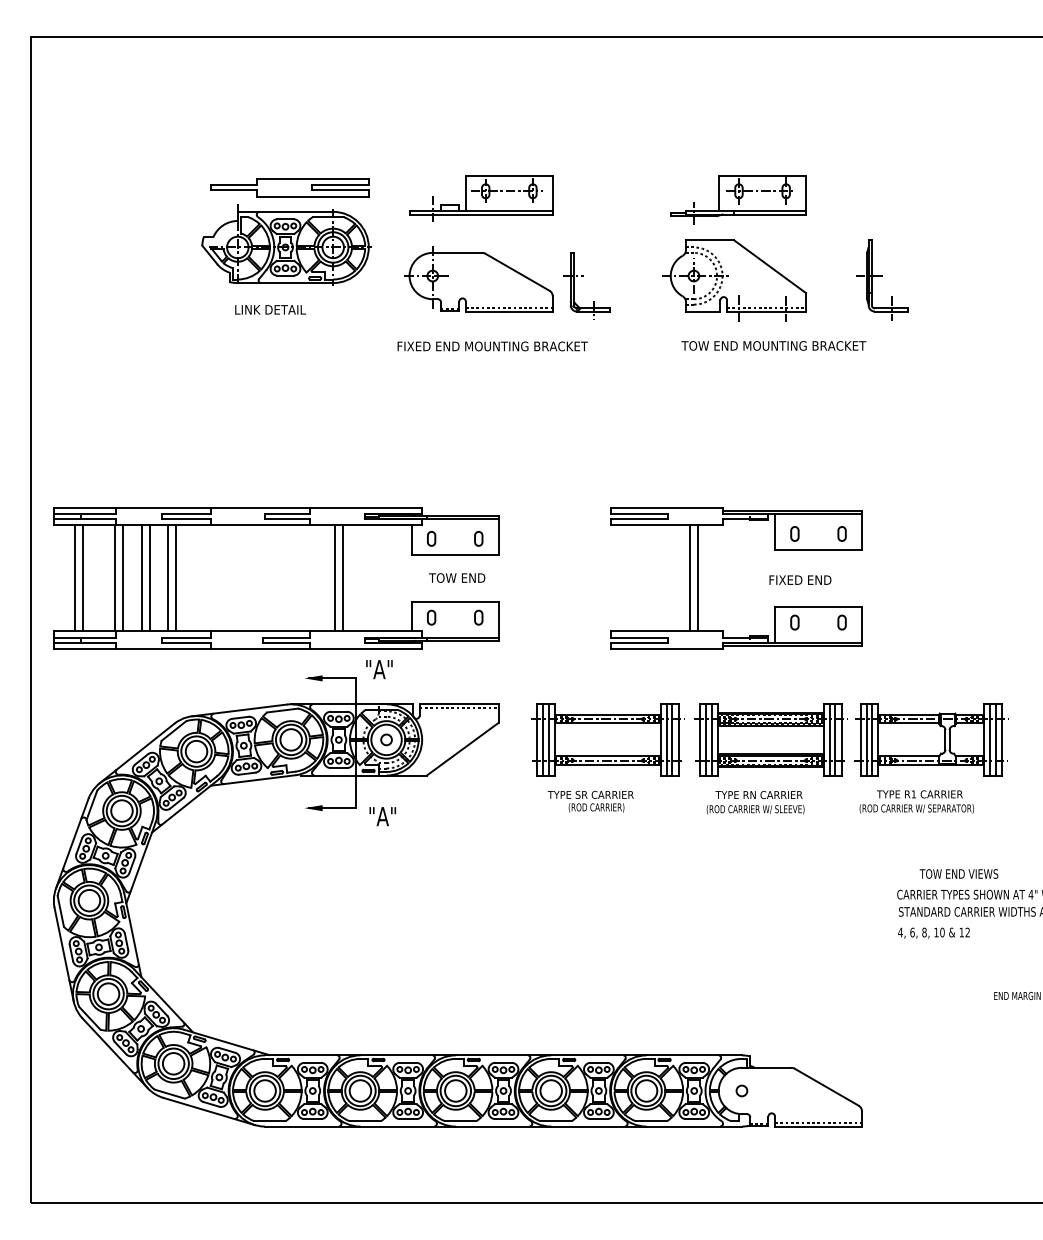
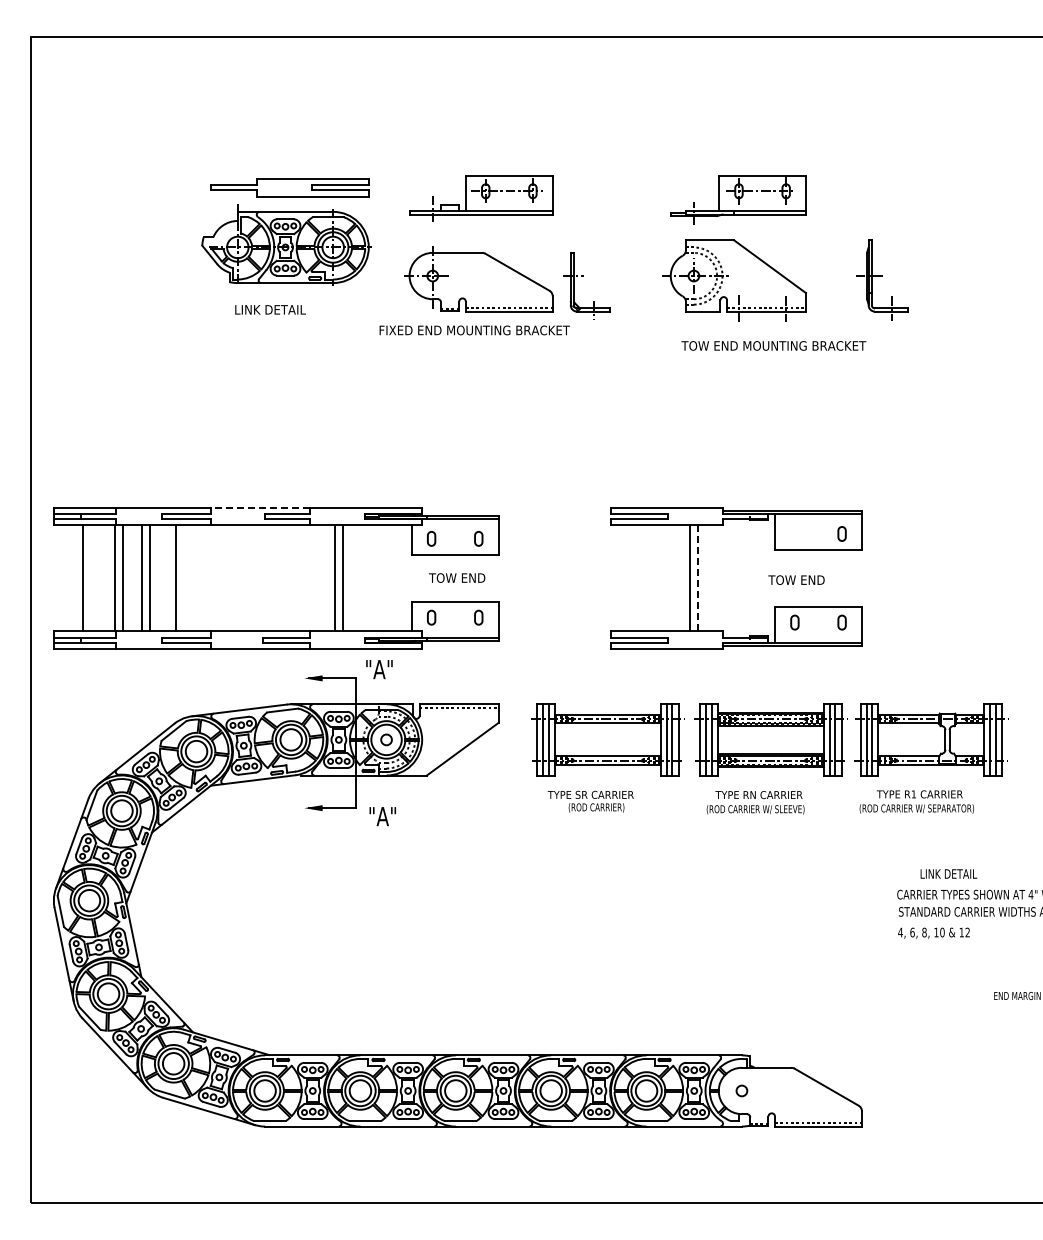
text position: (492, 346) -> (474, 330) (474, 330)
line: solid -> dashed (260, 507)
part: present -> none (794, 533)
line: present -> none (74, 578)
line: present -> none (168, 578)
line: solid -> dashed (698, 578)
text: FIXED END -> TOW END (799, 579)
text: TOW END VIEWS -> LINK DETAIL (958, 873)
